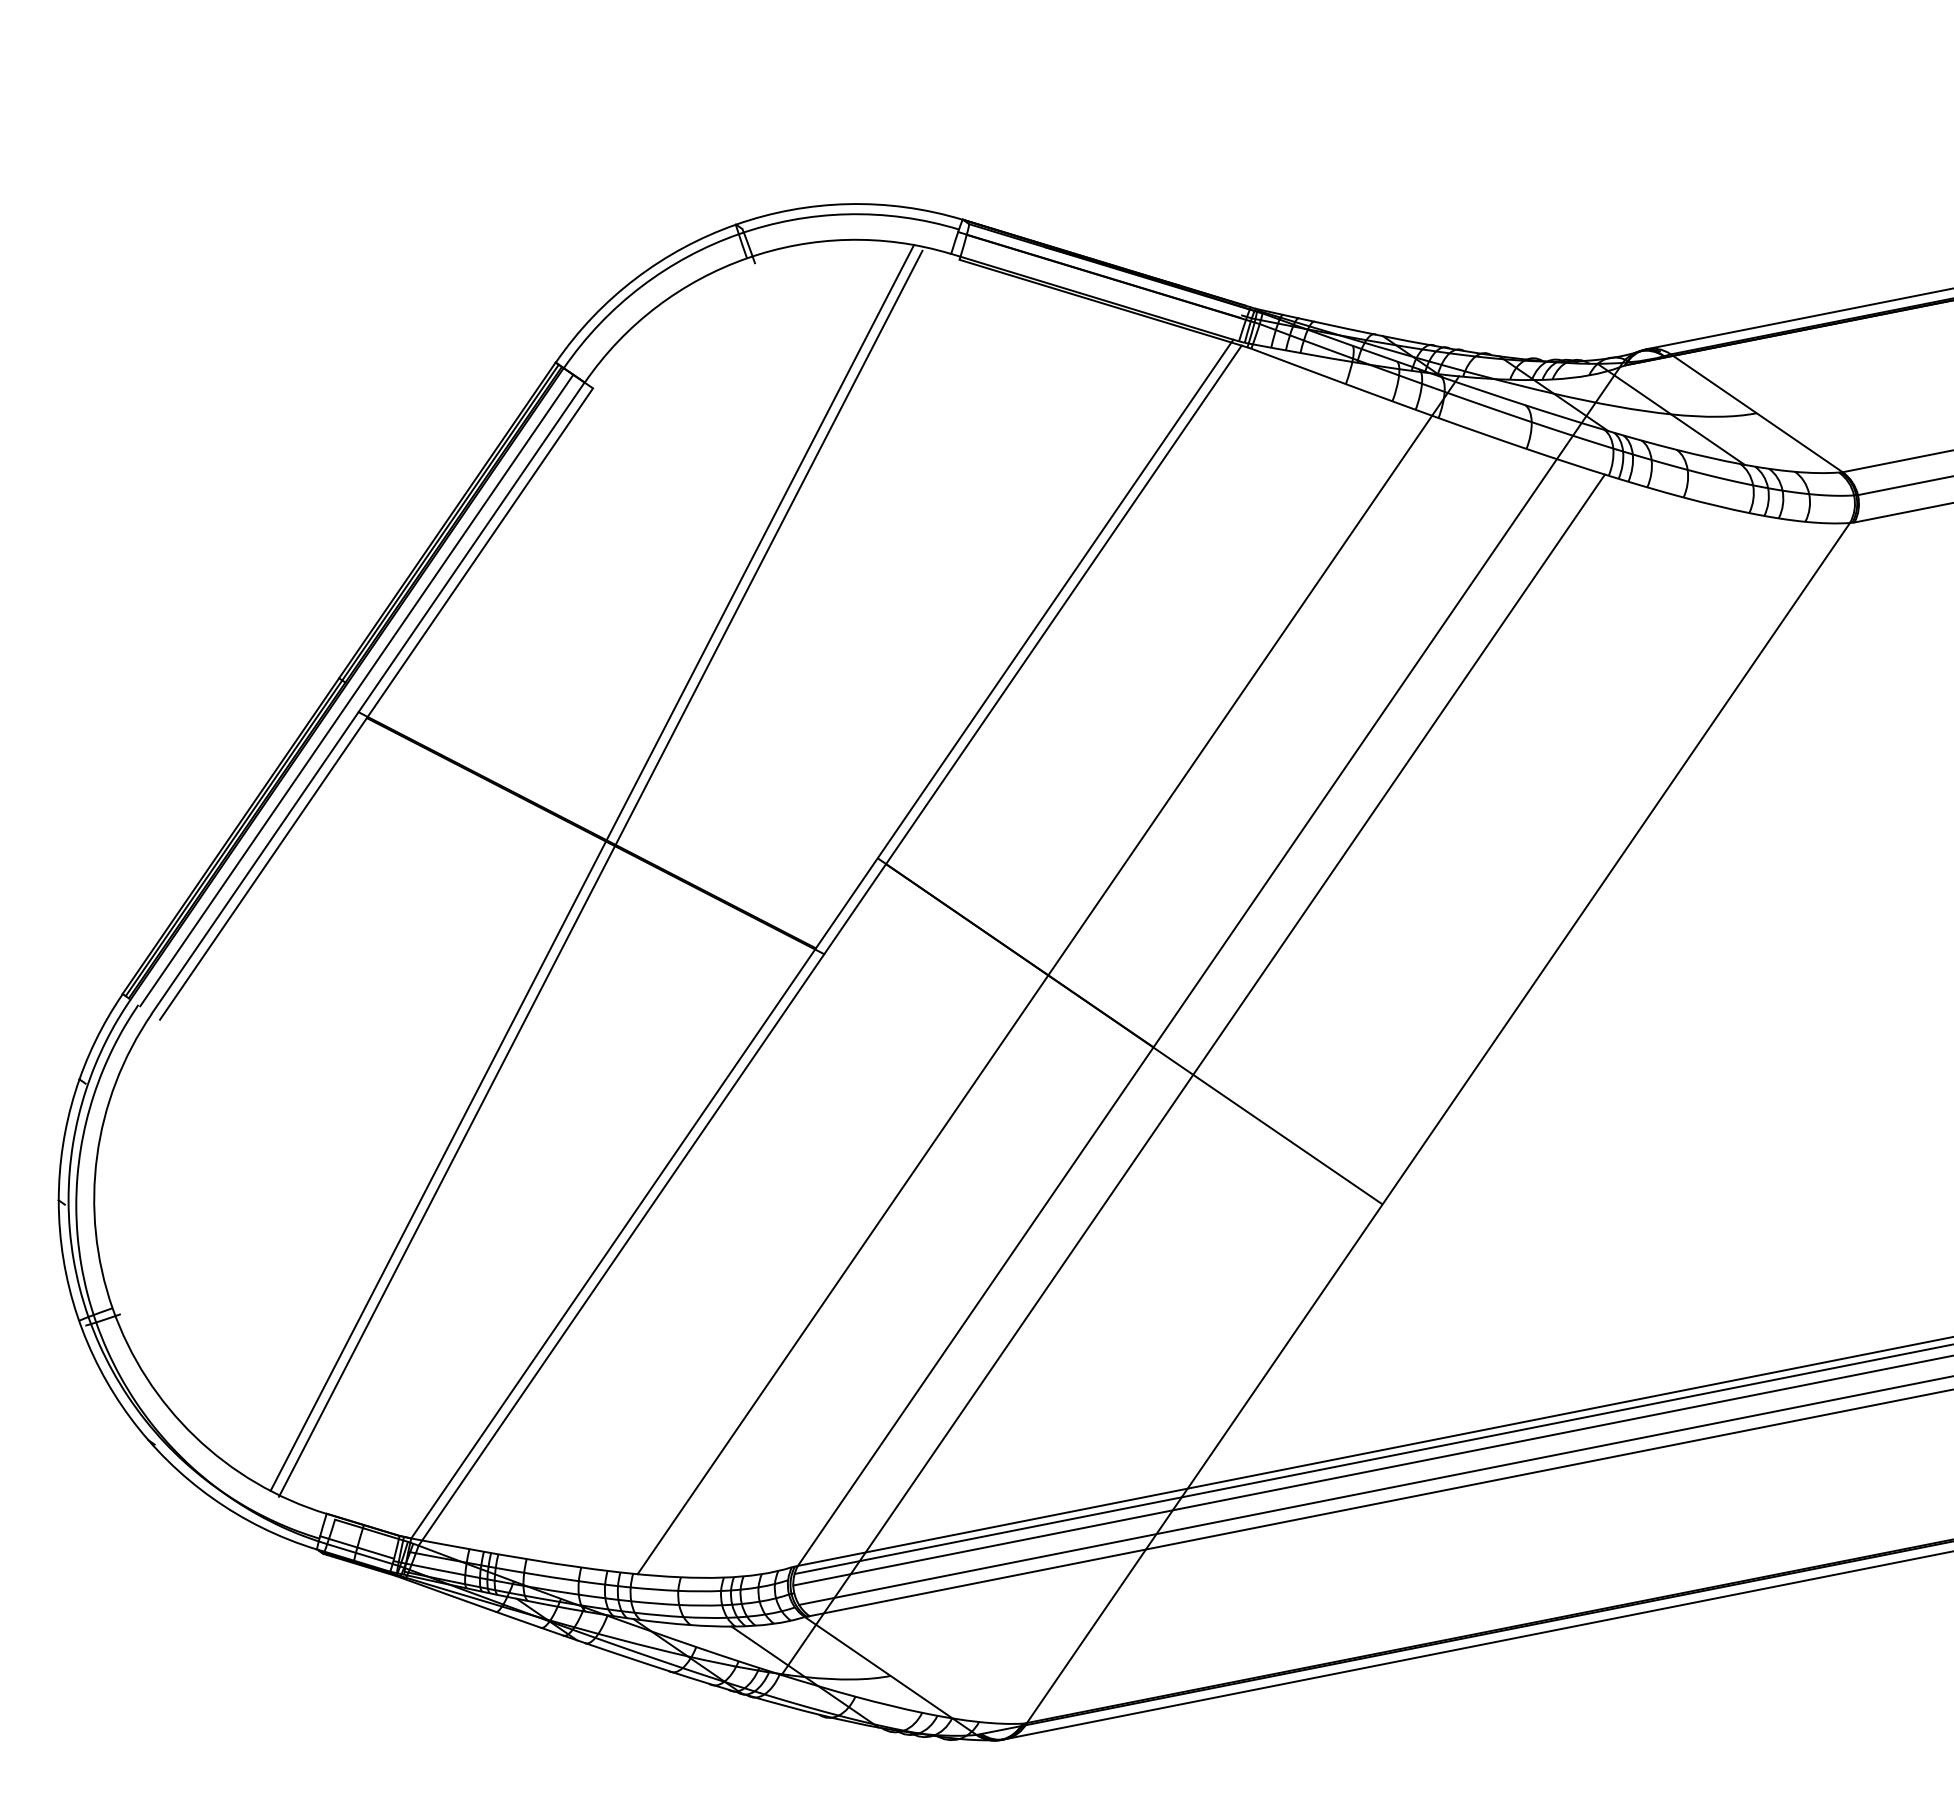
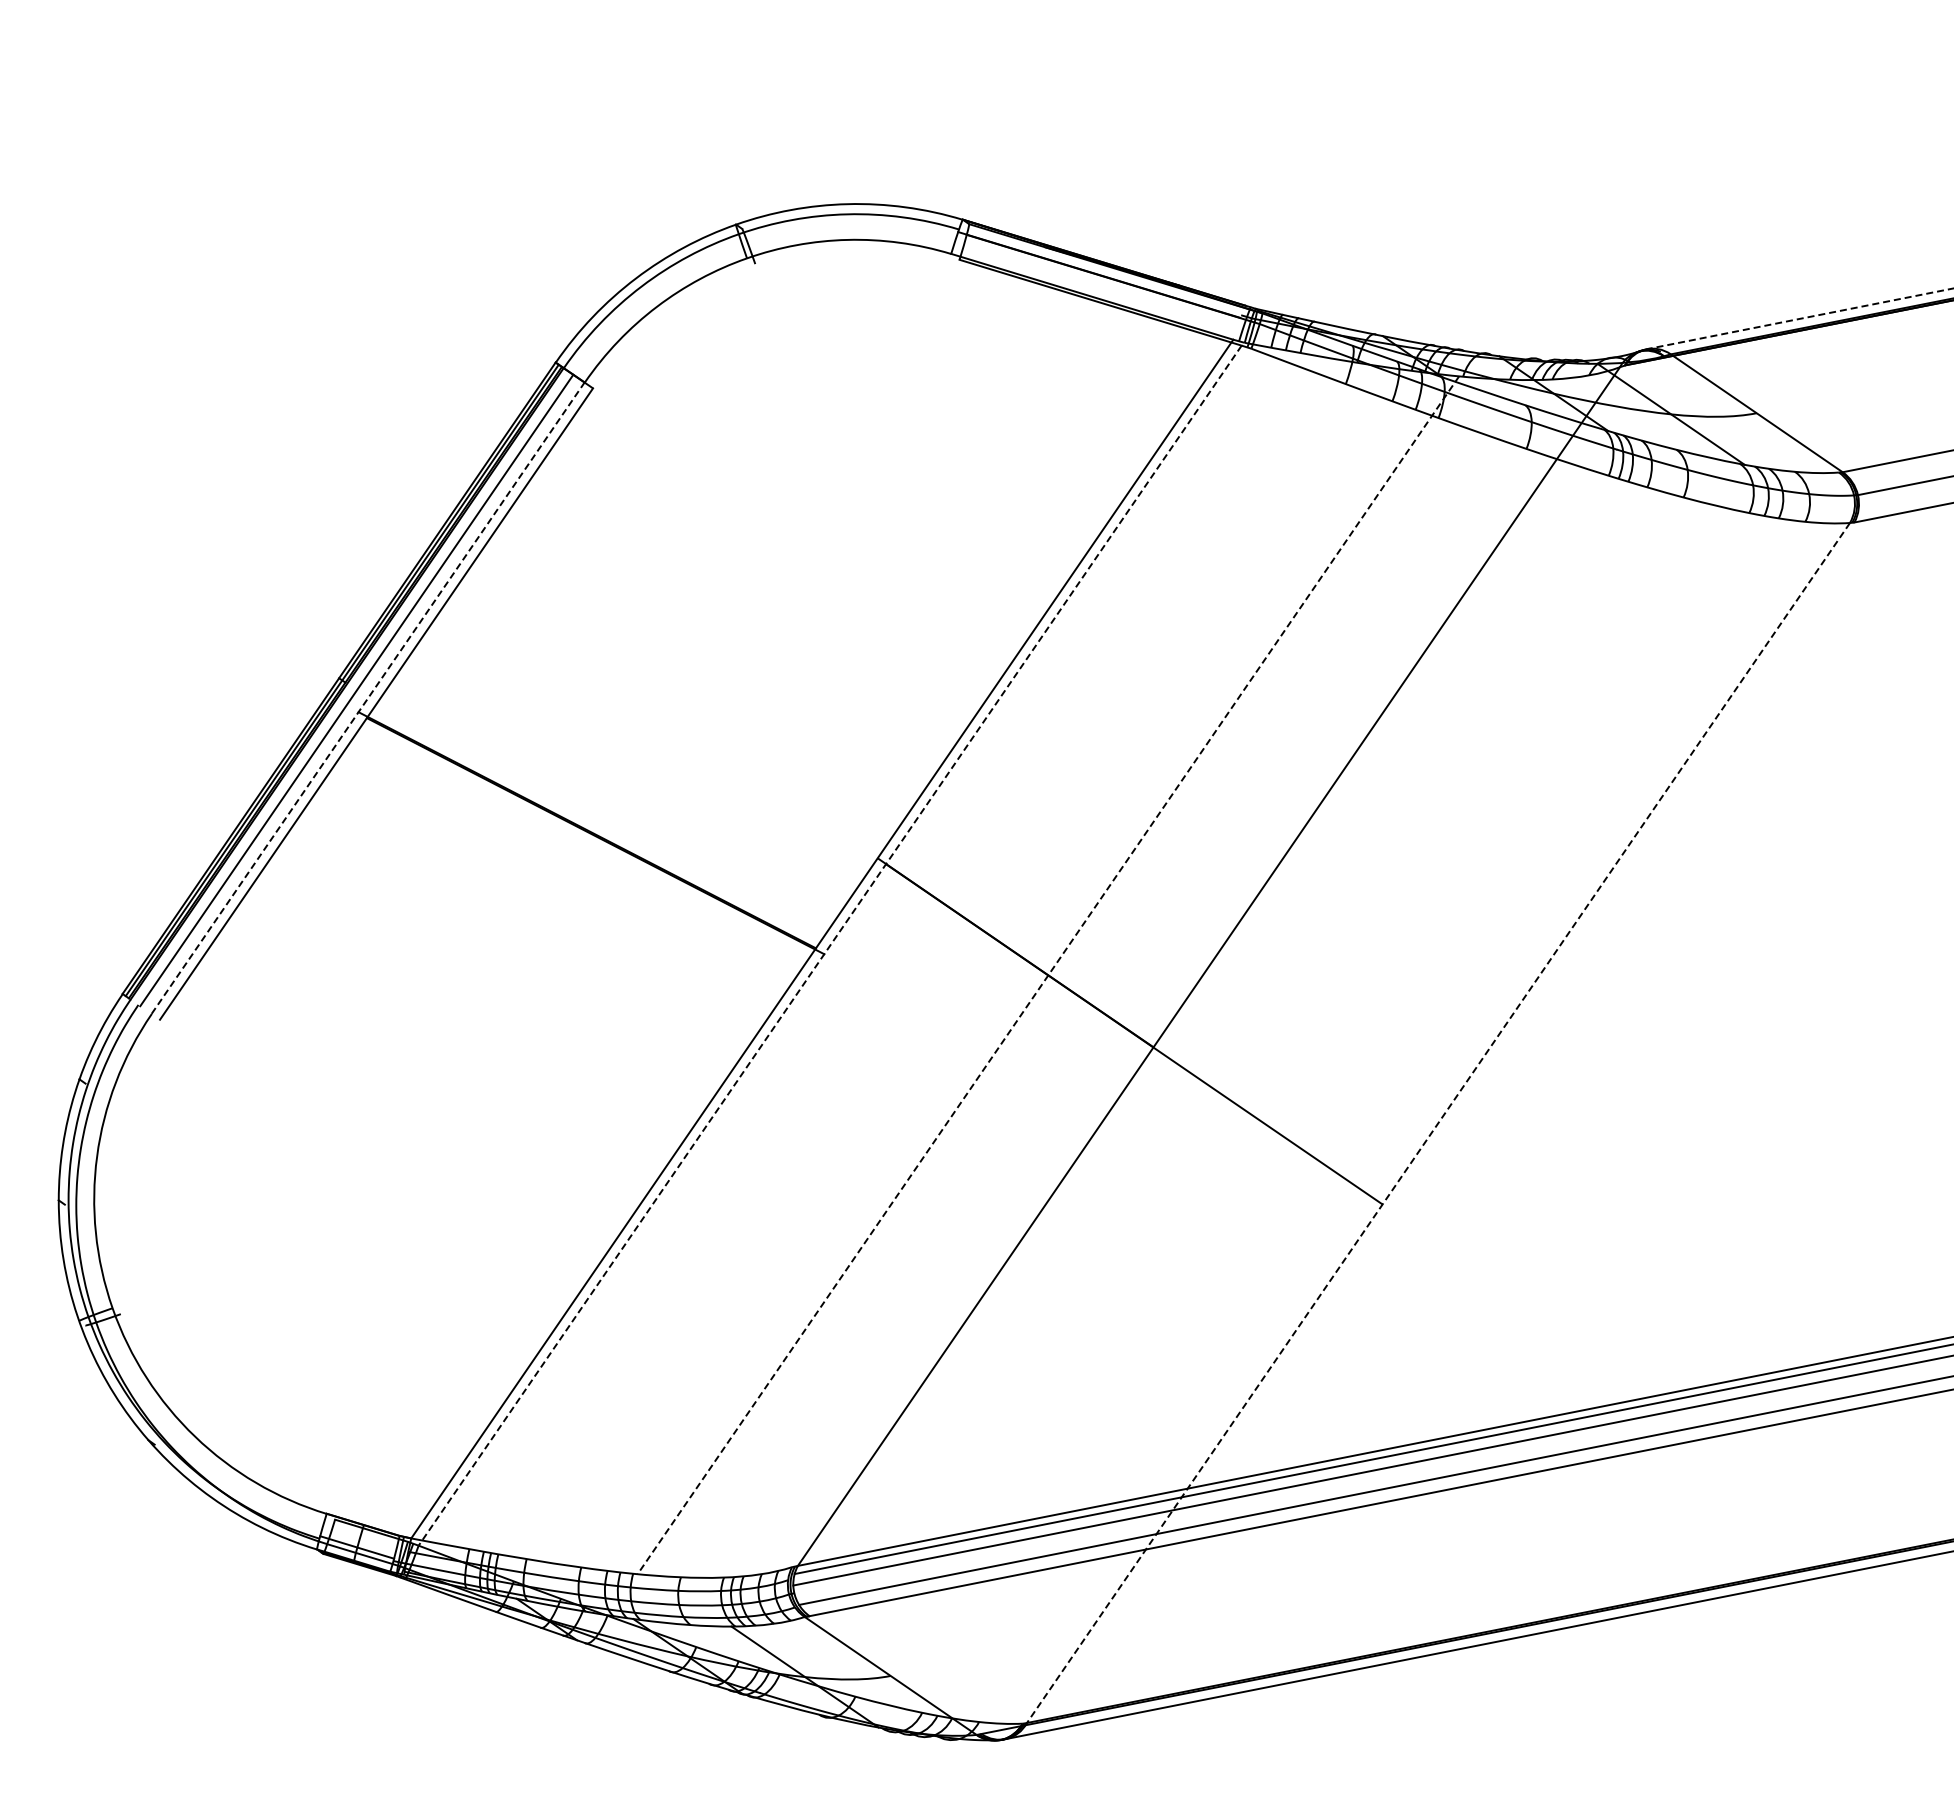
line: solid -> dashed (1800, 318)
line: solid -> dashed (368, 698)
line: present -> none (592, 867)
line: present -> none (600, 873)
line: solid -> dashed (830, 945)
line: solid -> dashed (1048, 975)
line: present -> none (1192, 1074)
line: solid -> dashed (1438, 1123)
